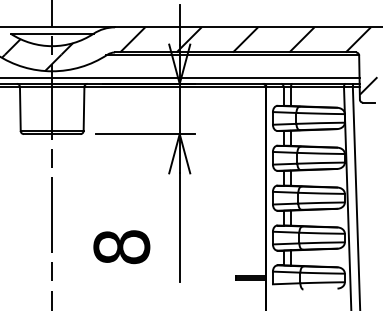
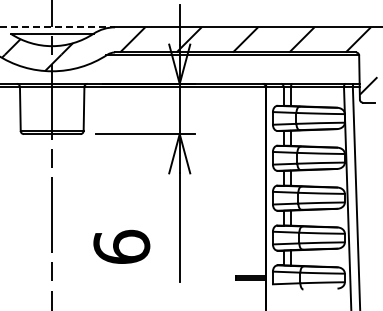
line: solid -> dashed (58, 27)
line: present -> none (180, 77)
text: 8 -> 6 (121, 246)
